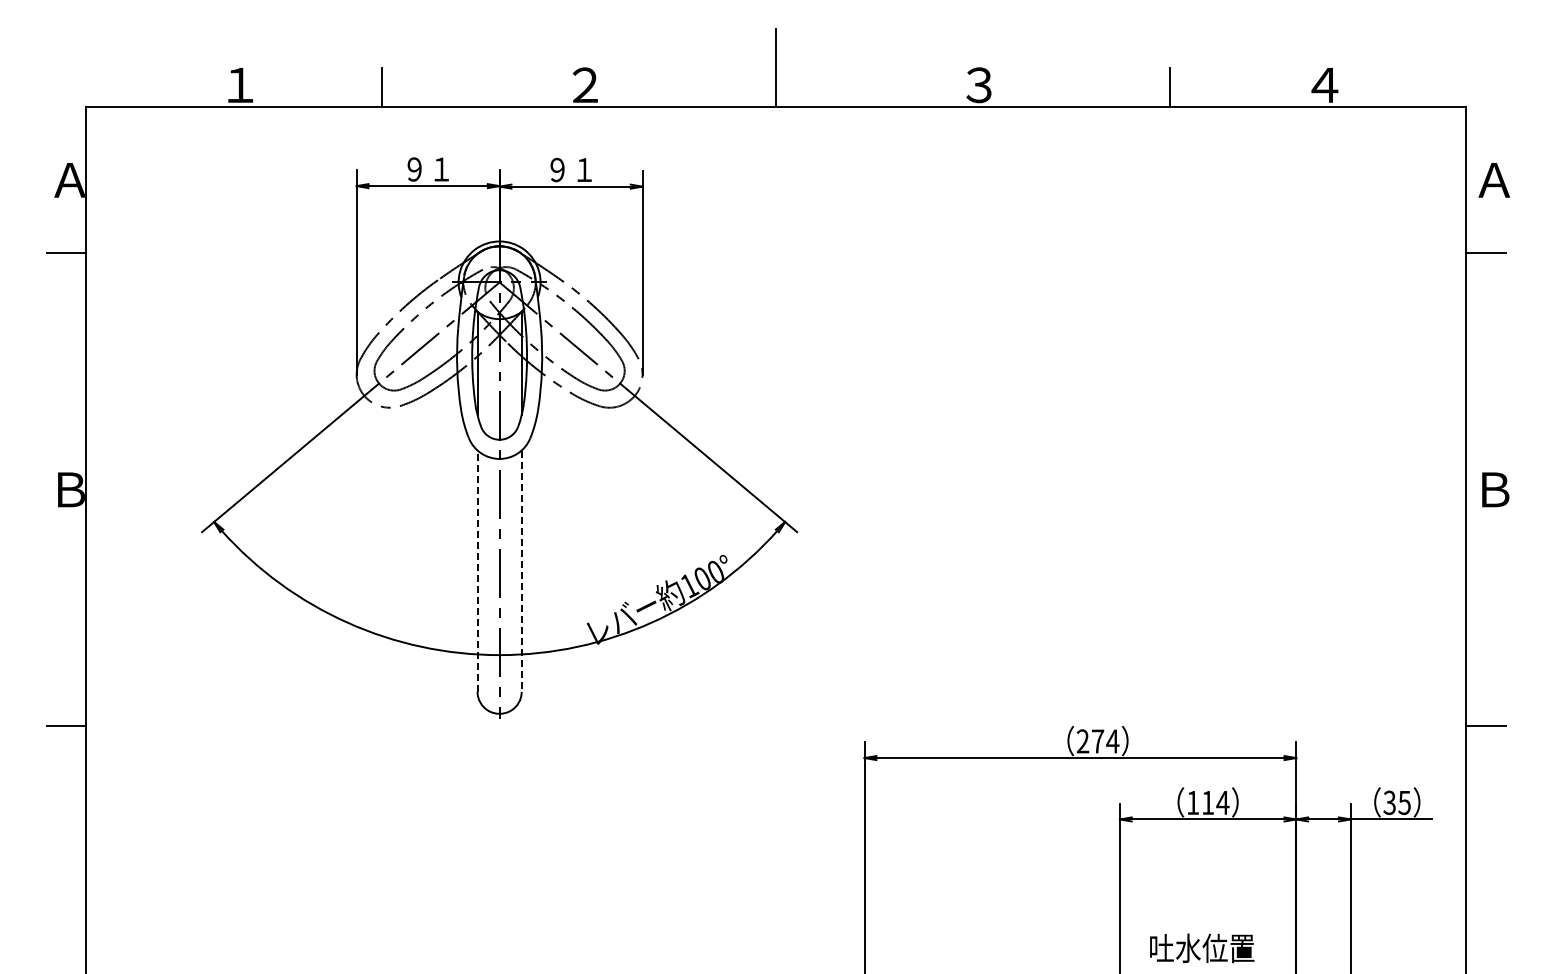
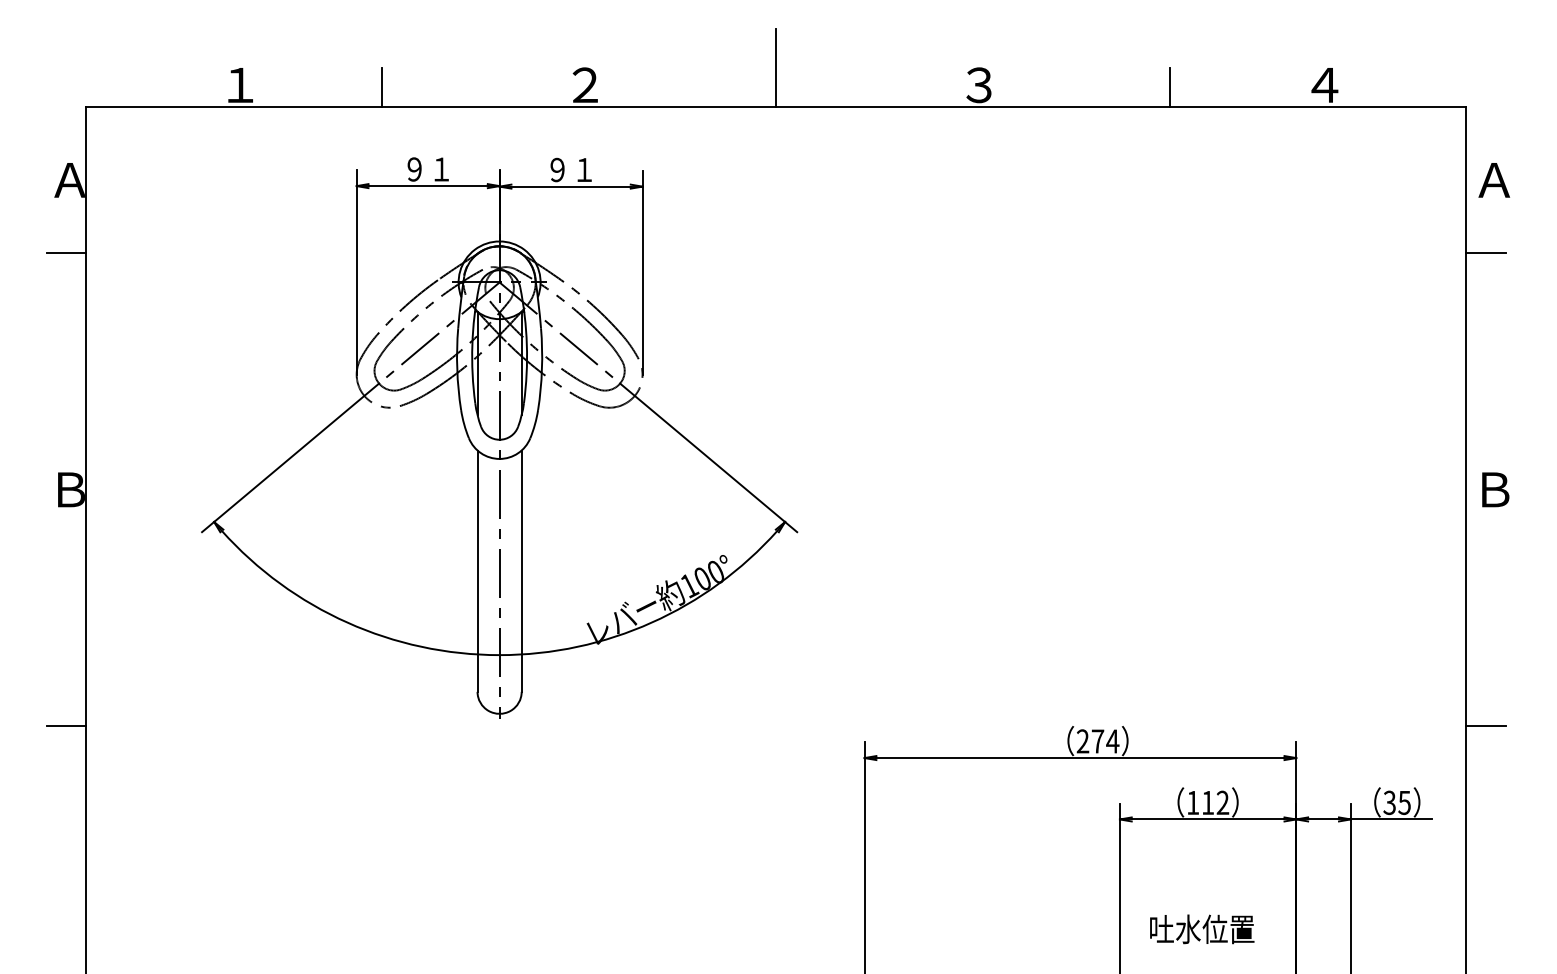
line: dashed -> solid (477, 571)
line: dashed -> solid (521, 571)
text: 114 -> 112 (1222, 802)
text position: (1202, 948) -> (1202, 929) (1202, 929)
